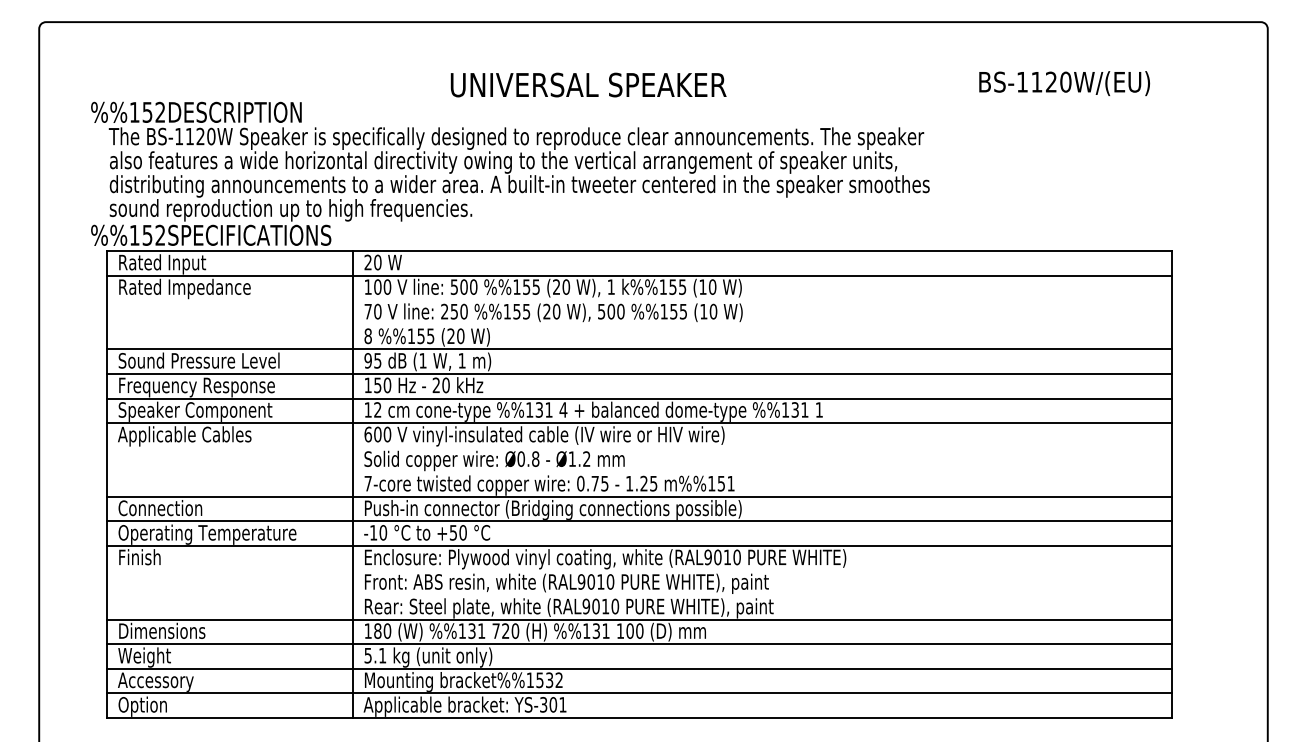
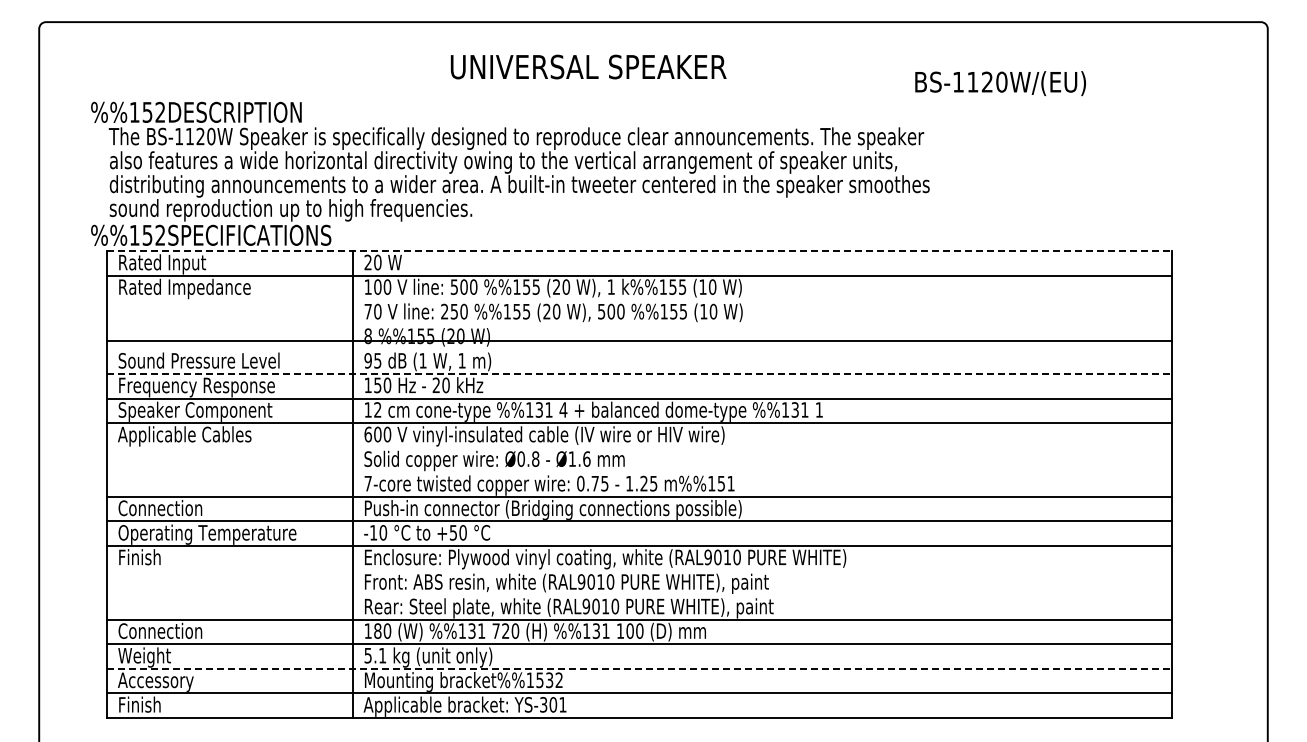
text position: (1064, 83) -> (1000, 83) (1000, 83)
text position: (588, 84) -> (588, 66) (588, 66)
line: solid -> dashed (640, 251)
line position: (639, 349) -> (639, 341) (639, 341)
line: solid -> dashed (640, 373)
text: Ø1.2 -> Ø1.6 (586, 458)
text: Dimensions -> Connection (161, 630)
line: solid -> dashed (640, 668)
text: Option -> Finish (142, 706)
